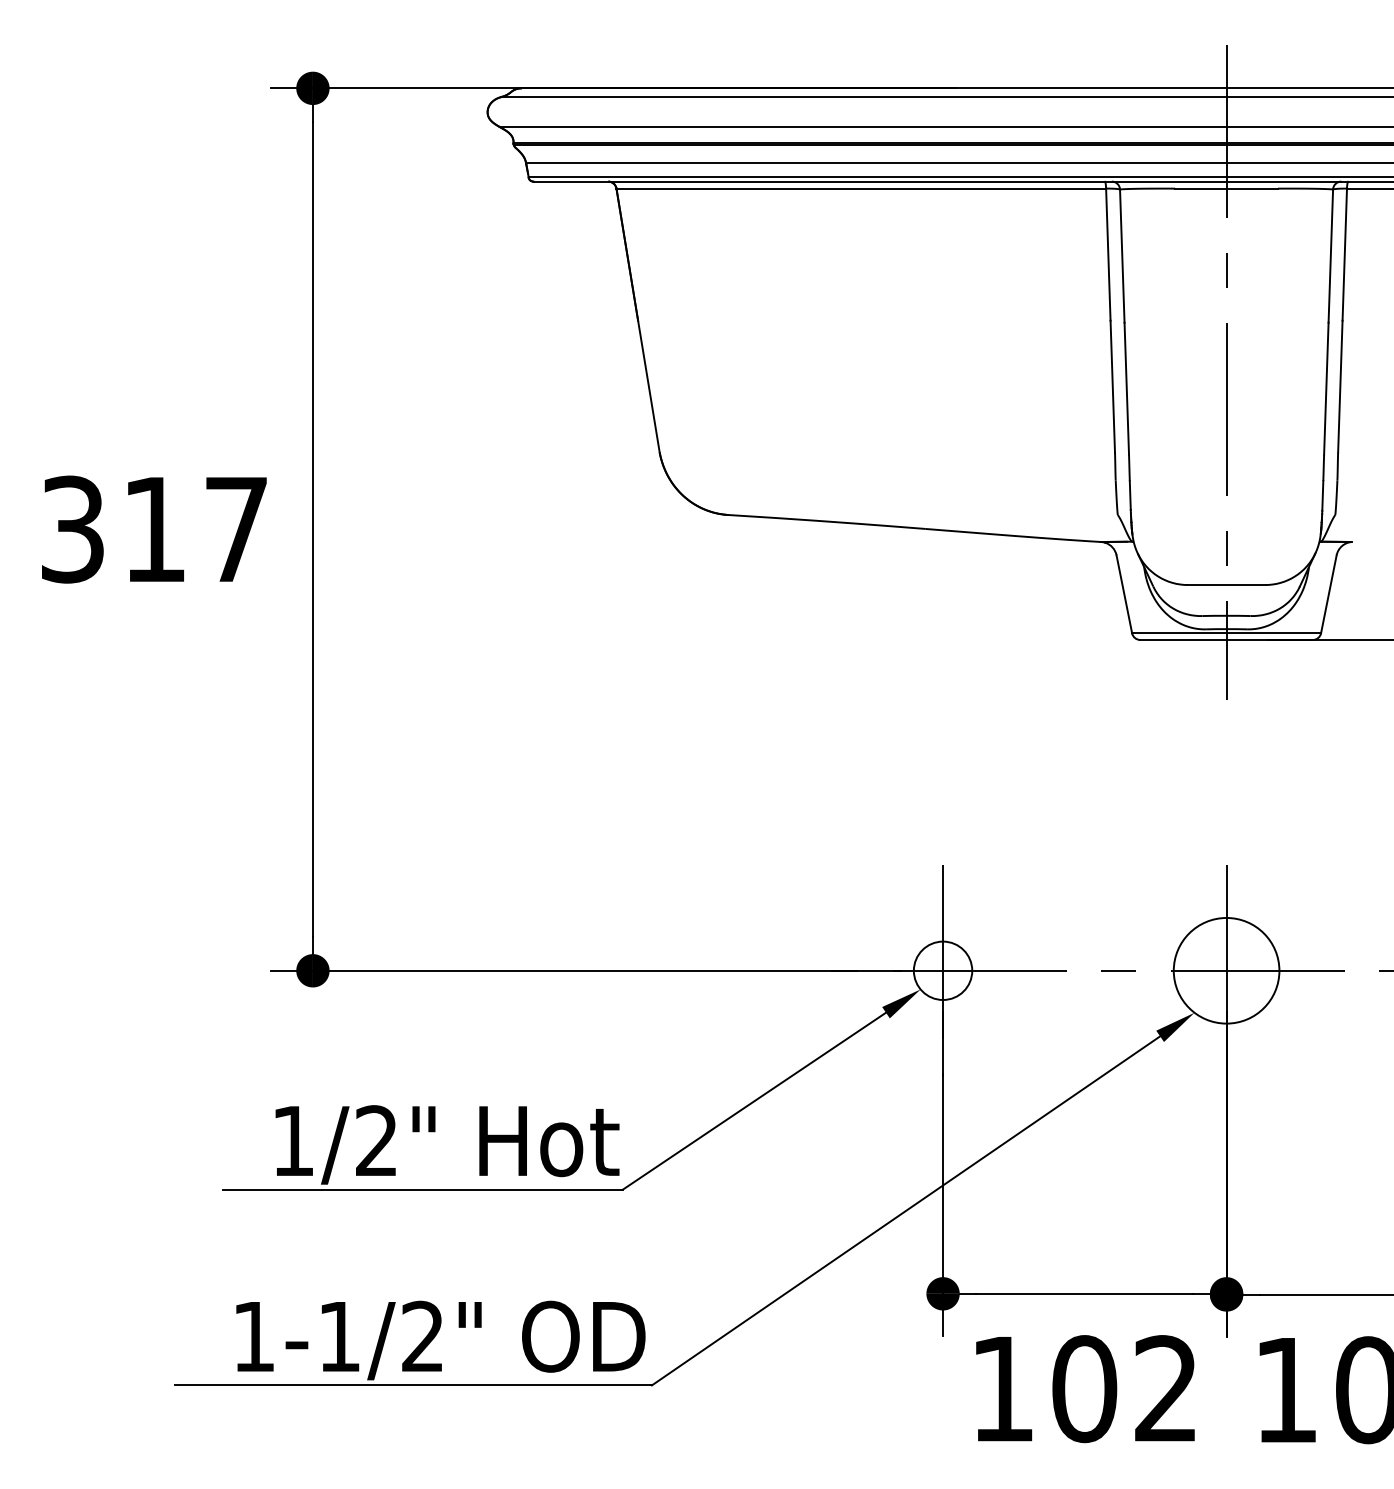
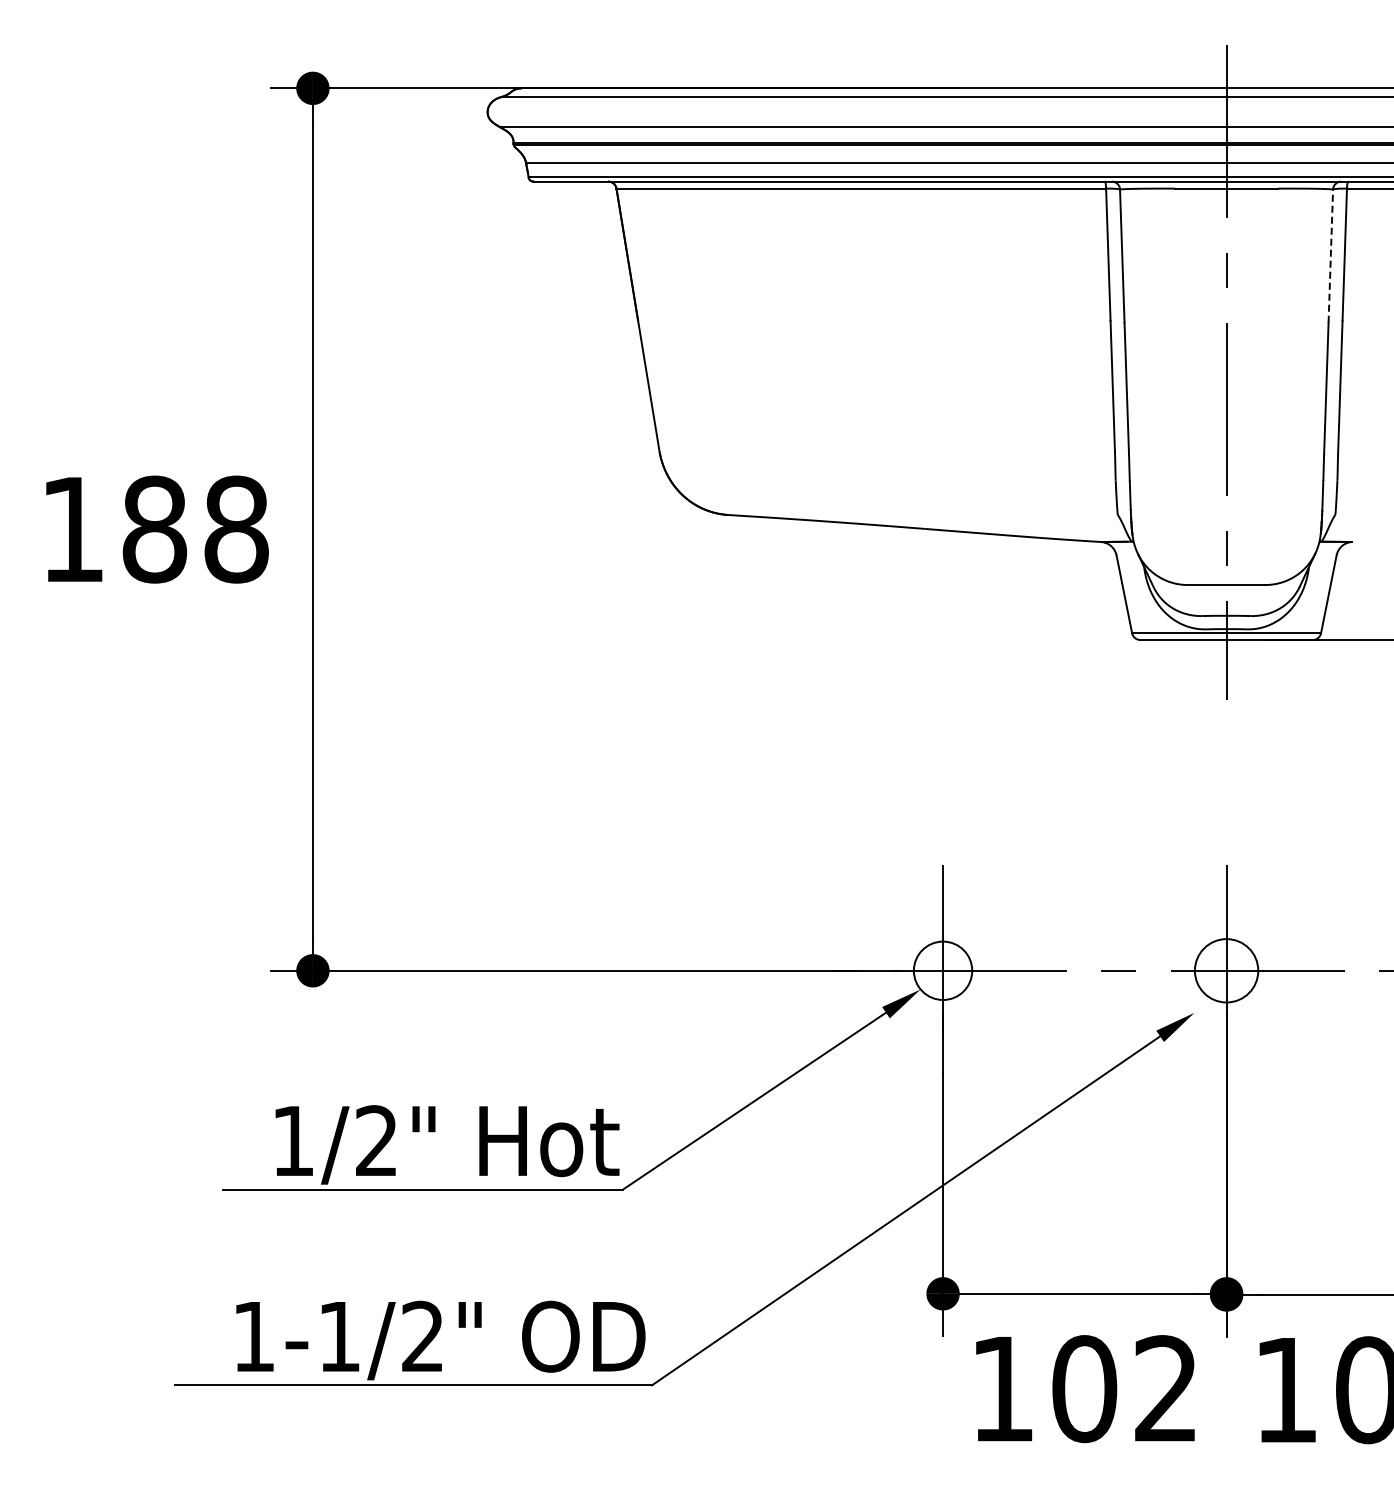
line: solid -> dashed (1330, 256)
text: 317 -> 188 (155, 529)
circle diameter: 106 px -> 63 px (1226, 970)
